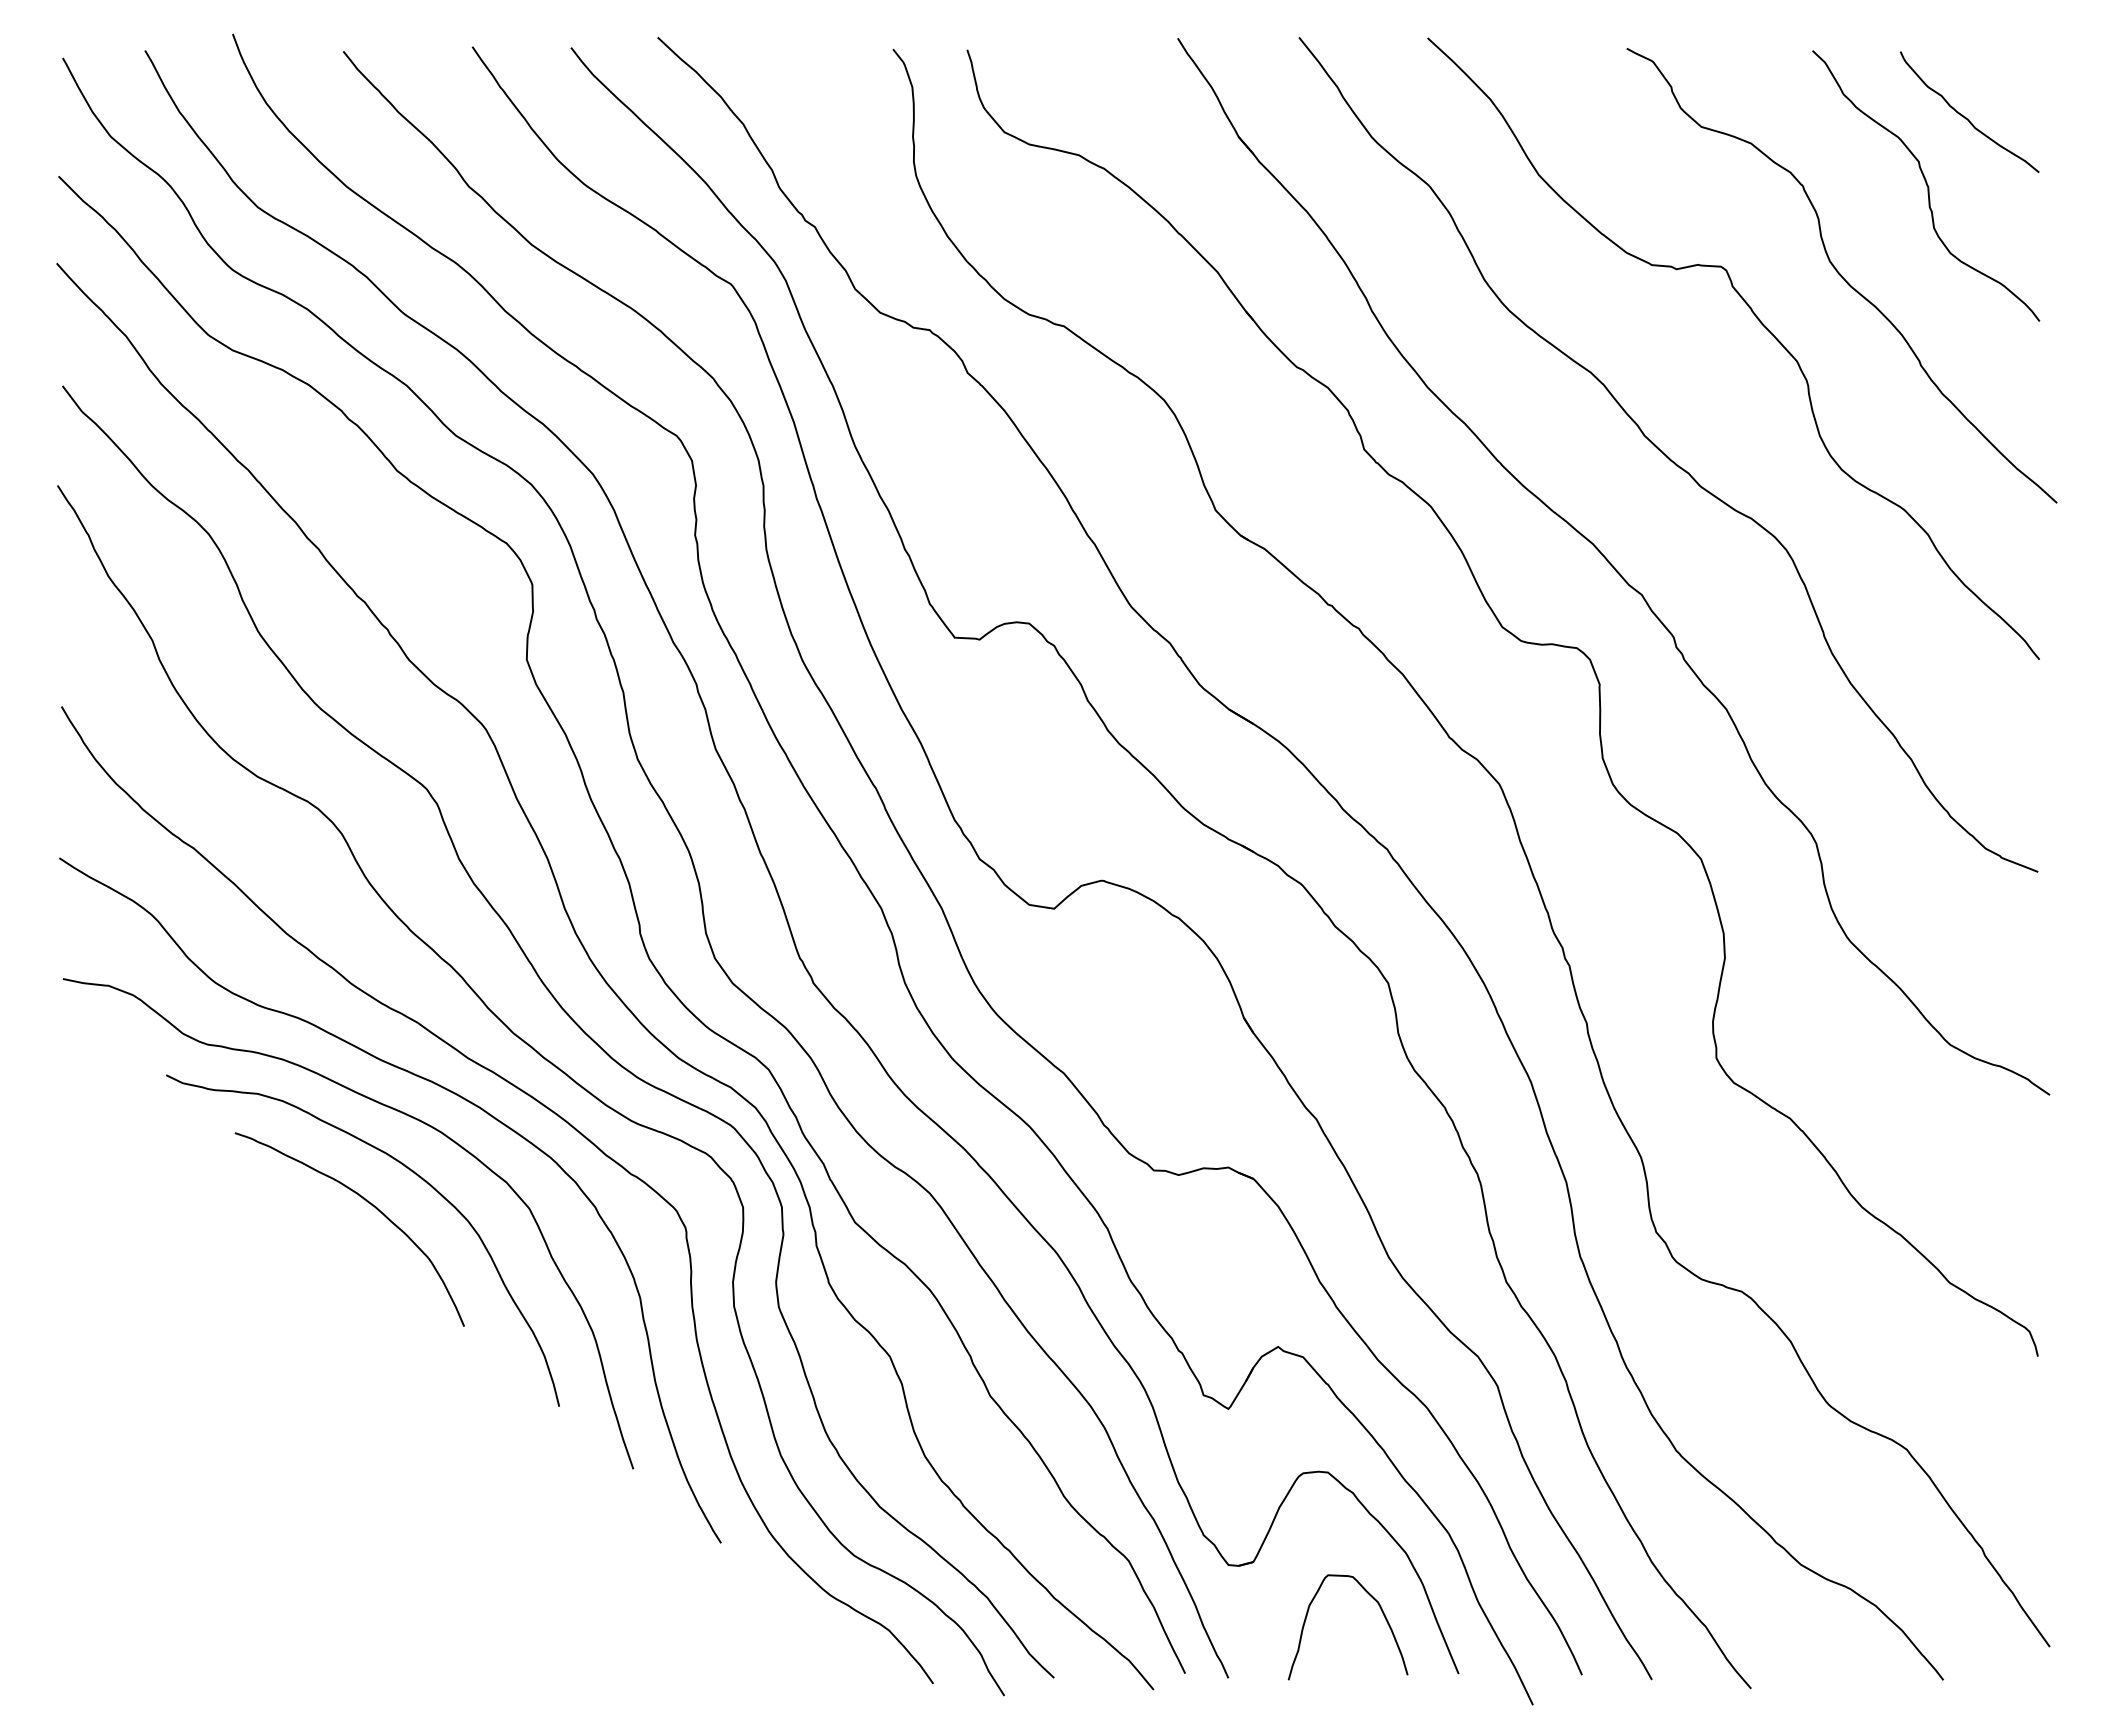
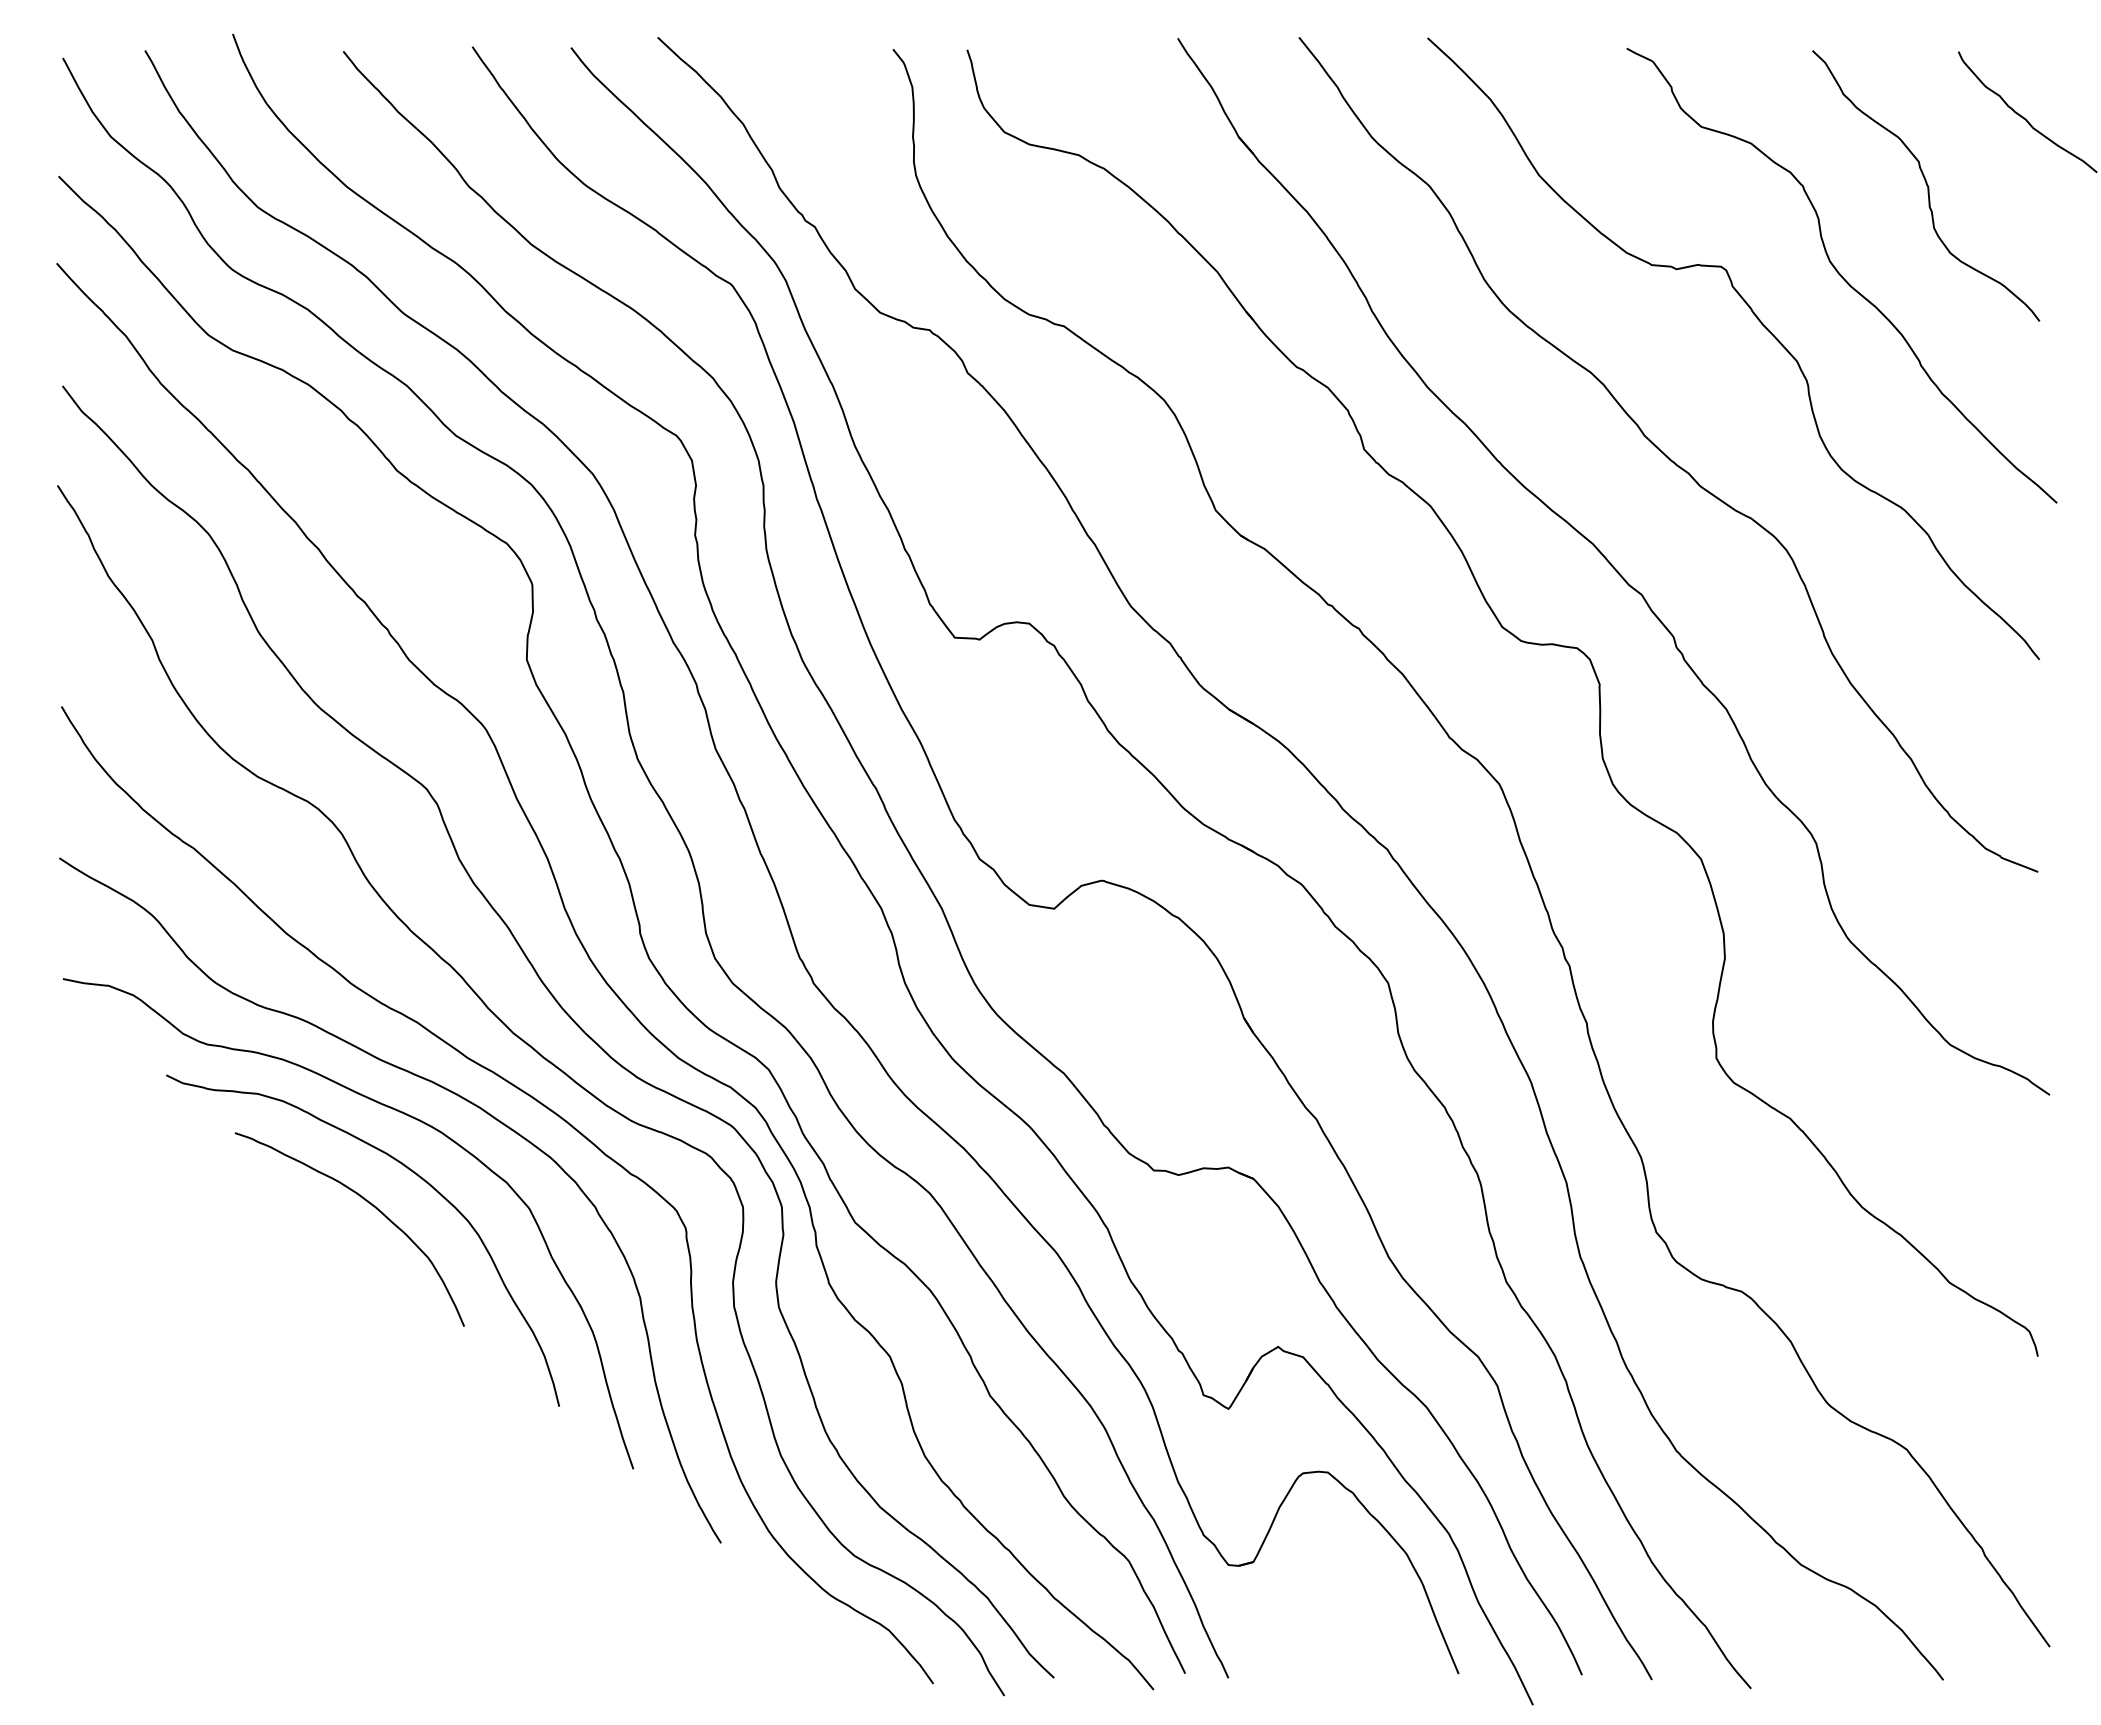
curve position: (1965, 116) -> (2023, 116) (2023, 116)
curve: present -> none (1381, 1611)
